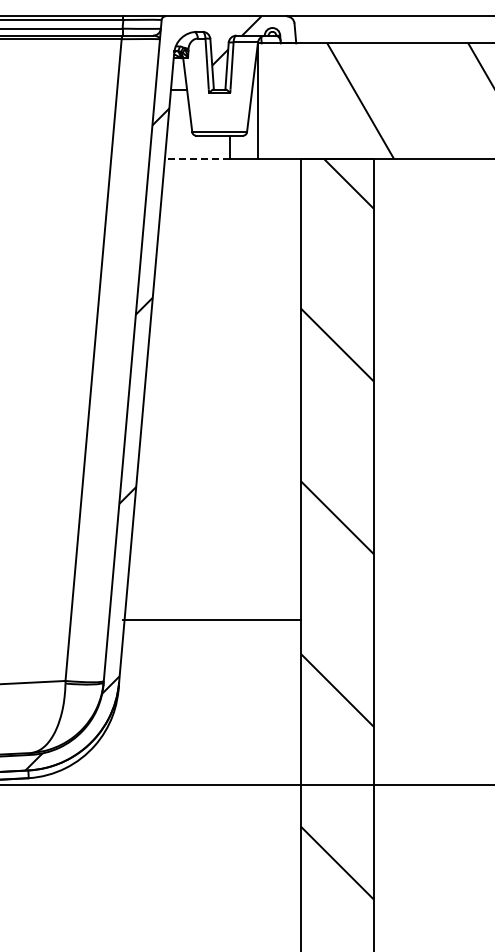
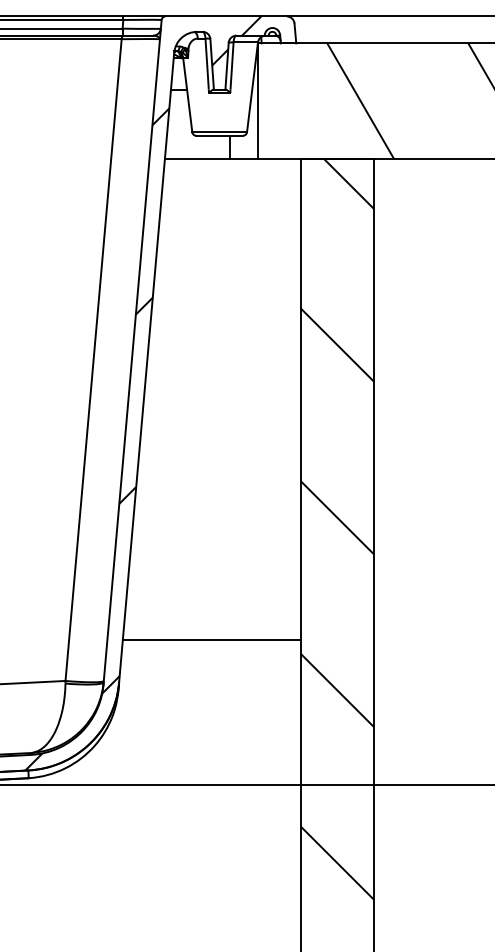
line: dashed -> solid (196, 158)
line position: (211, 619) -> (211, 639) (211, 639)
